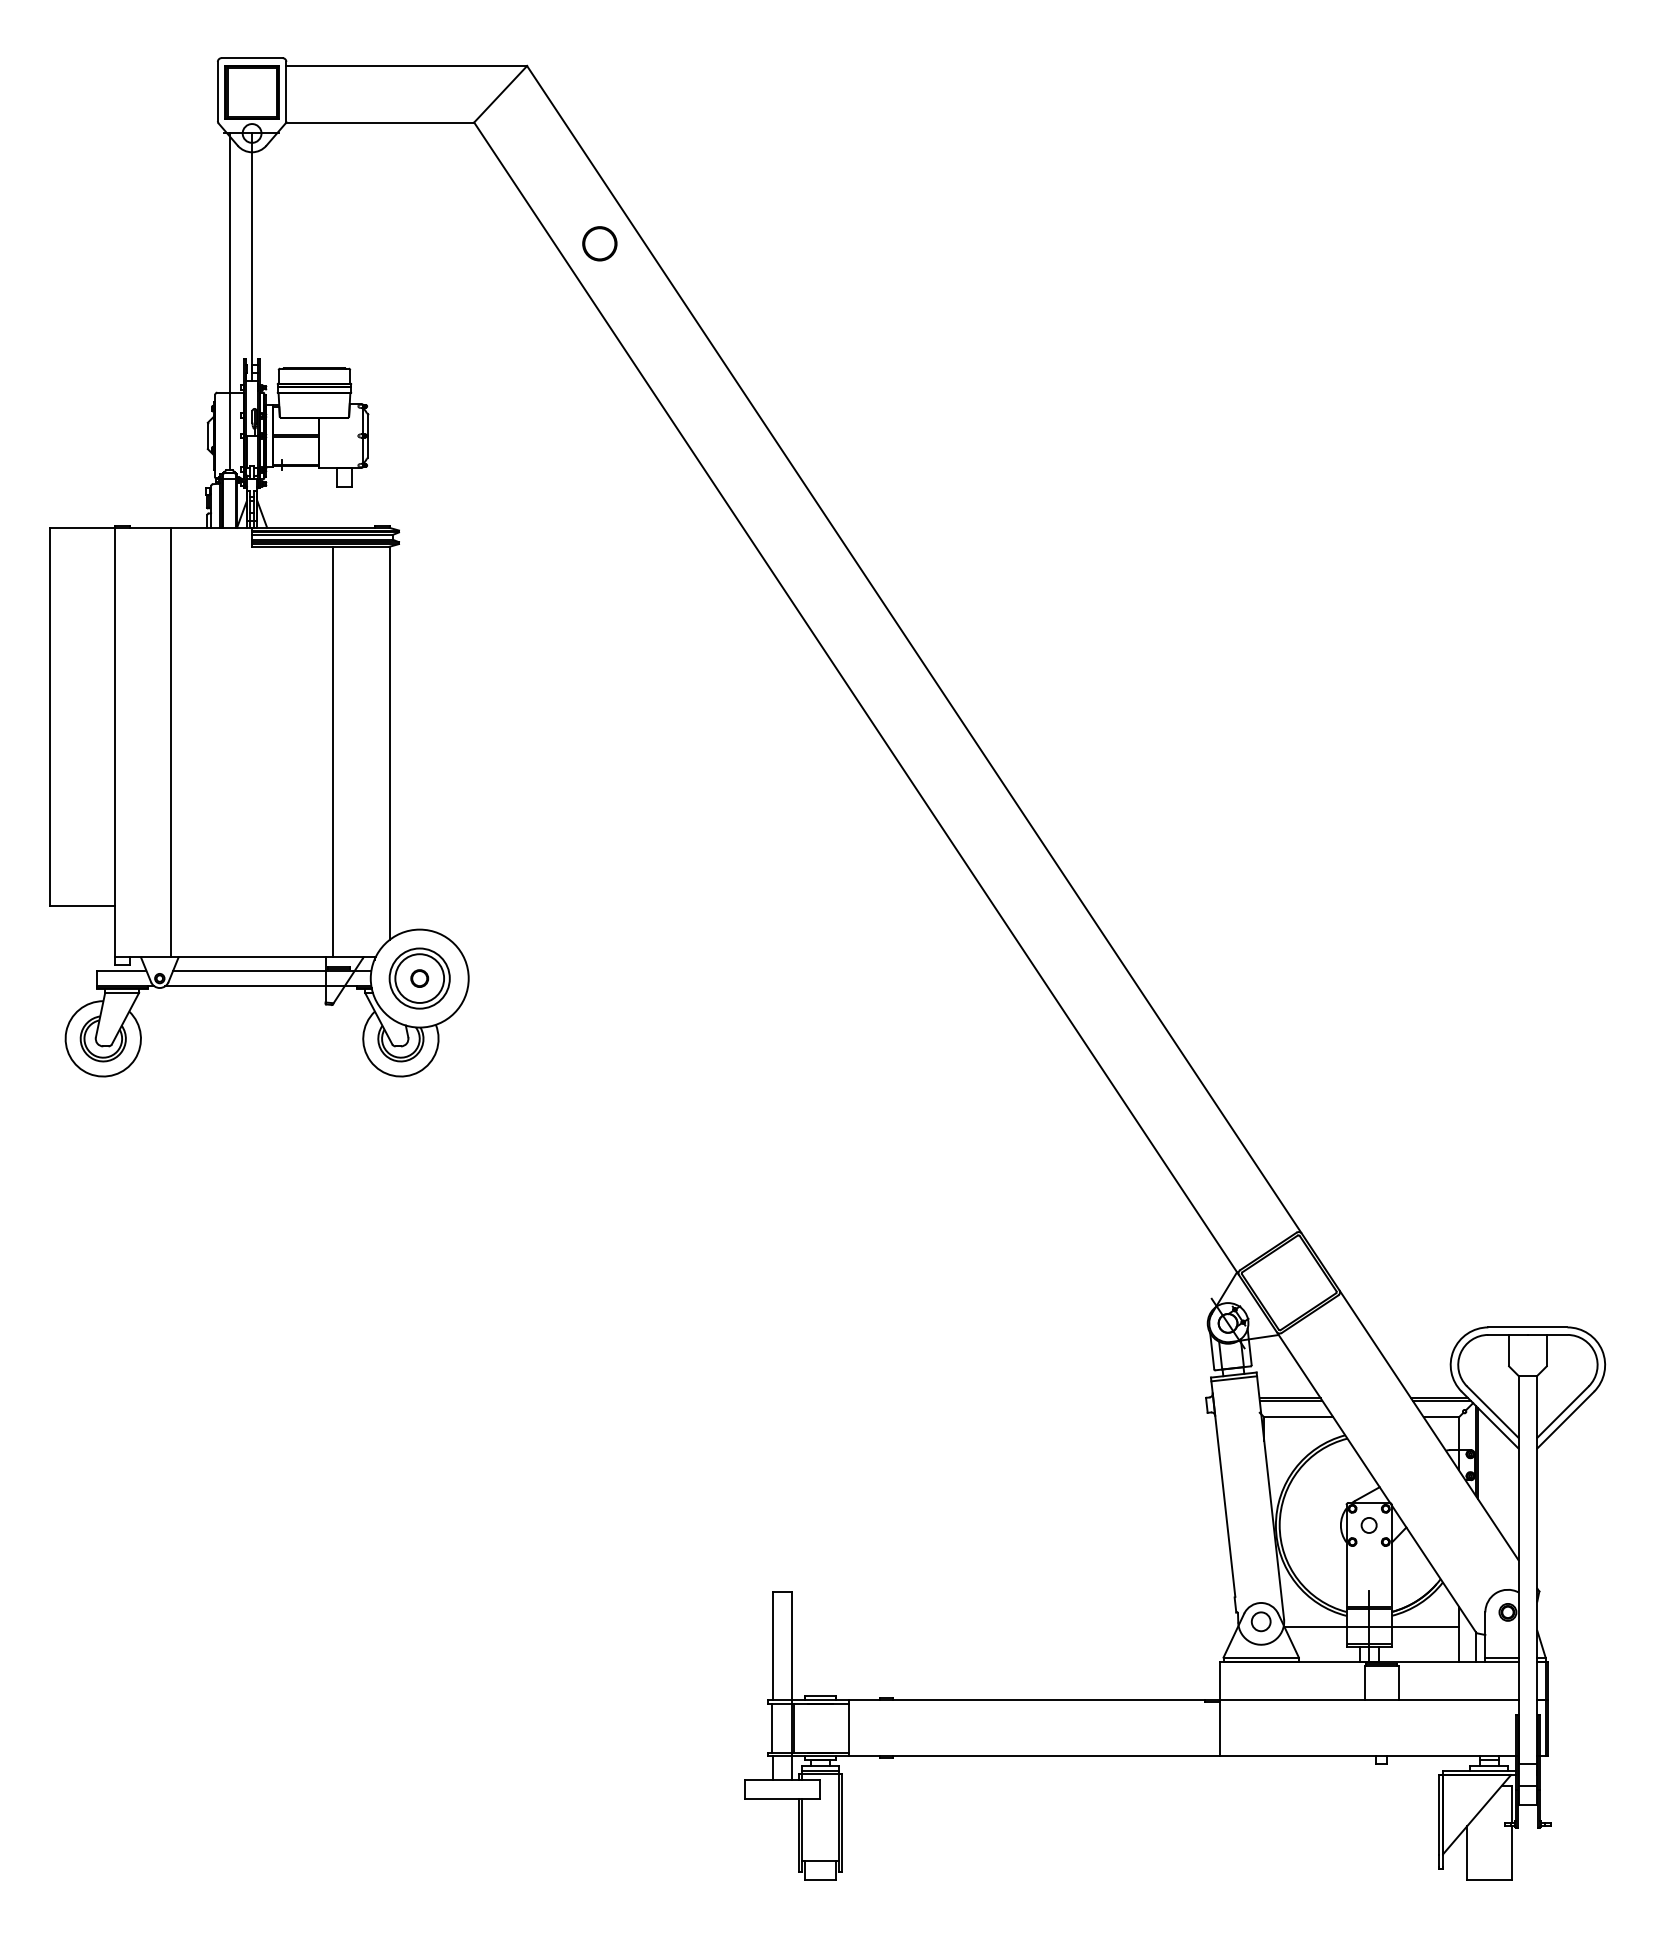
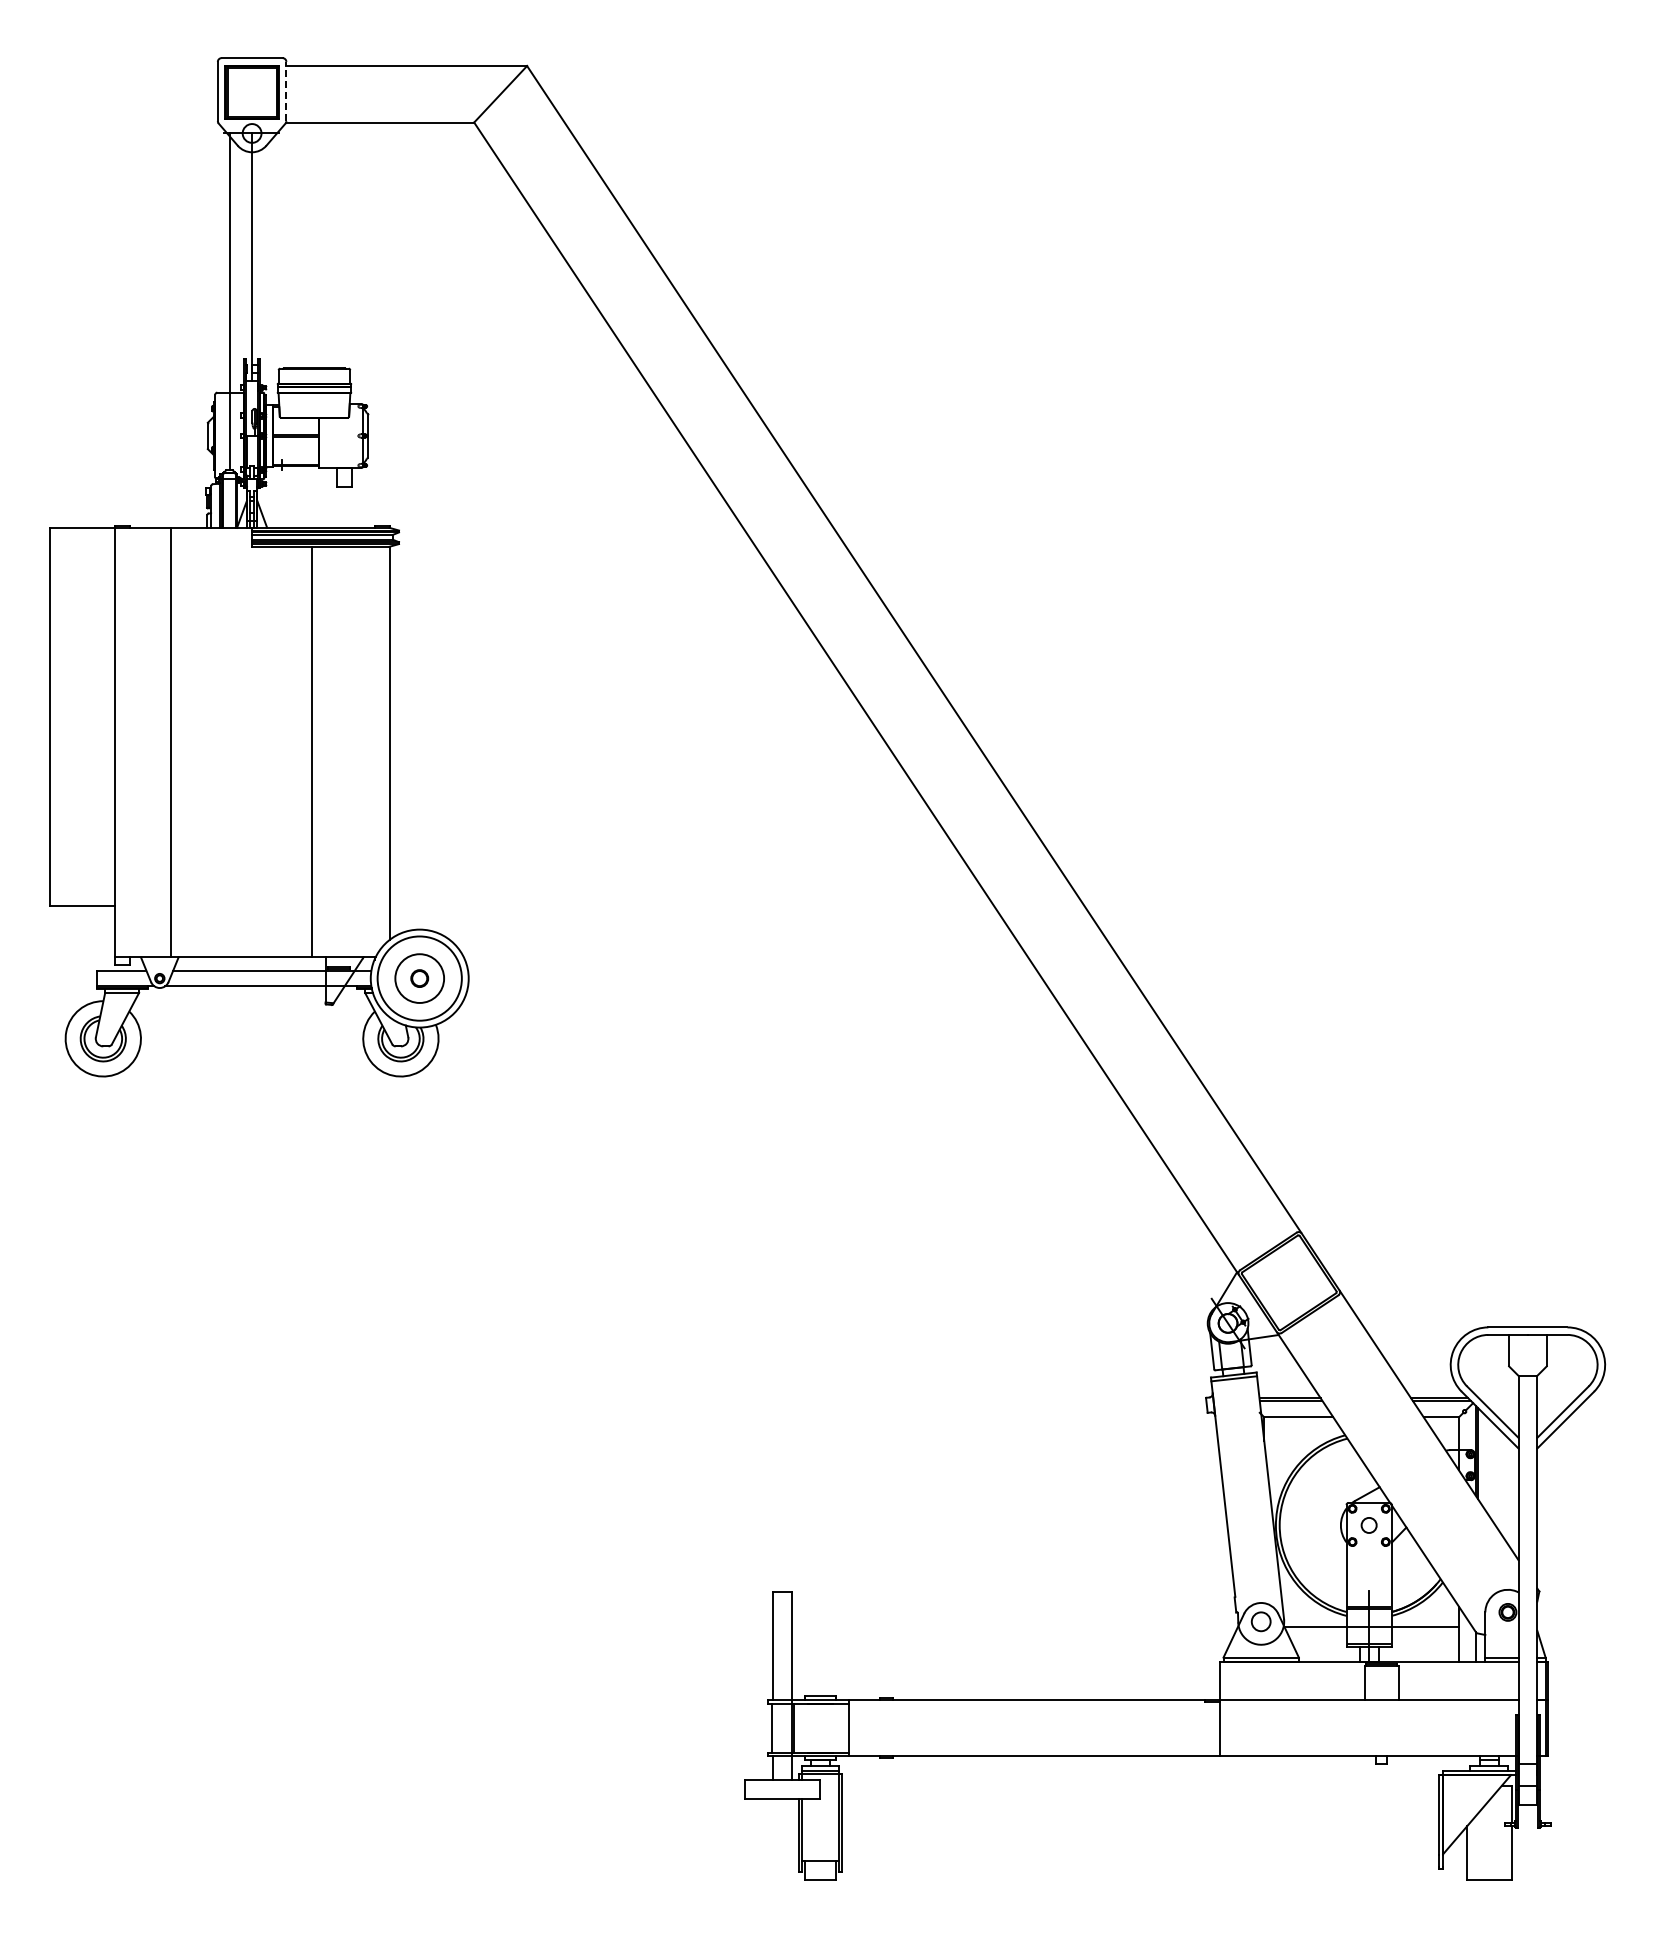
line: solid -> dashed (286, 91)
circle: present -> none (599, 243)
line position: (333, 751) -> (312, 751) (312, 751)
circle diameter: 60 px -> 84 px (419, 978)
